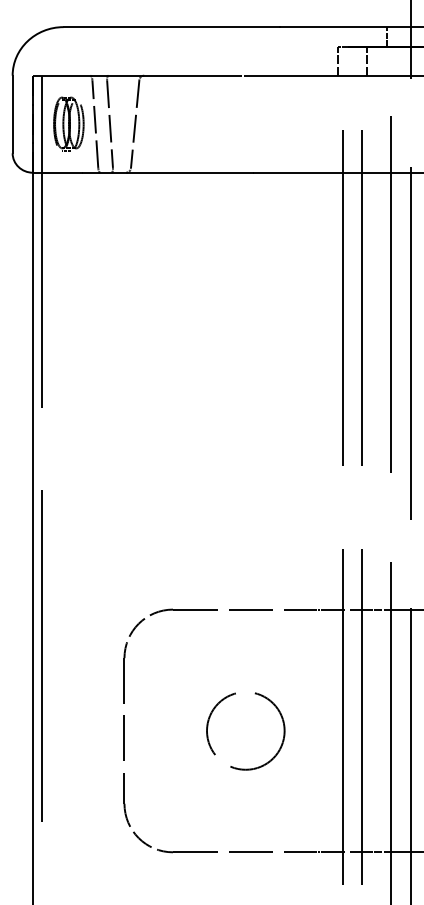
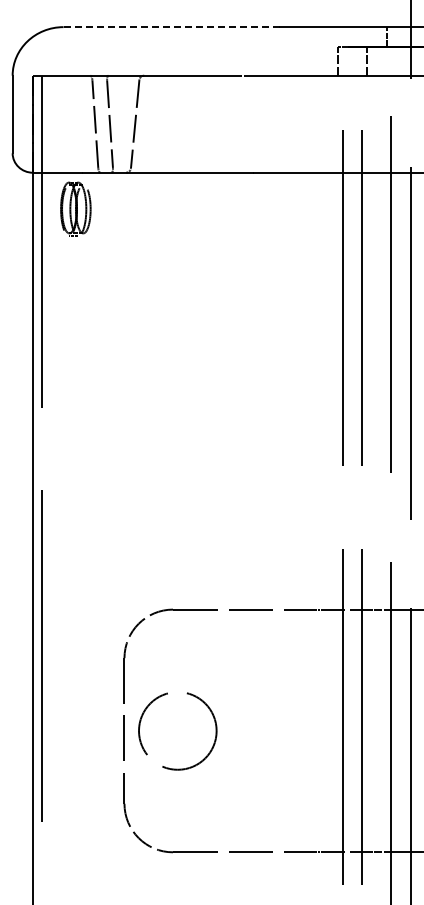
line: solid -> dashed (171, 27)
part position: (68, 123) -> (75, 208) (75, 208)
circle position: (245, 731) -> (177, 731) (177, 731)
